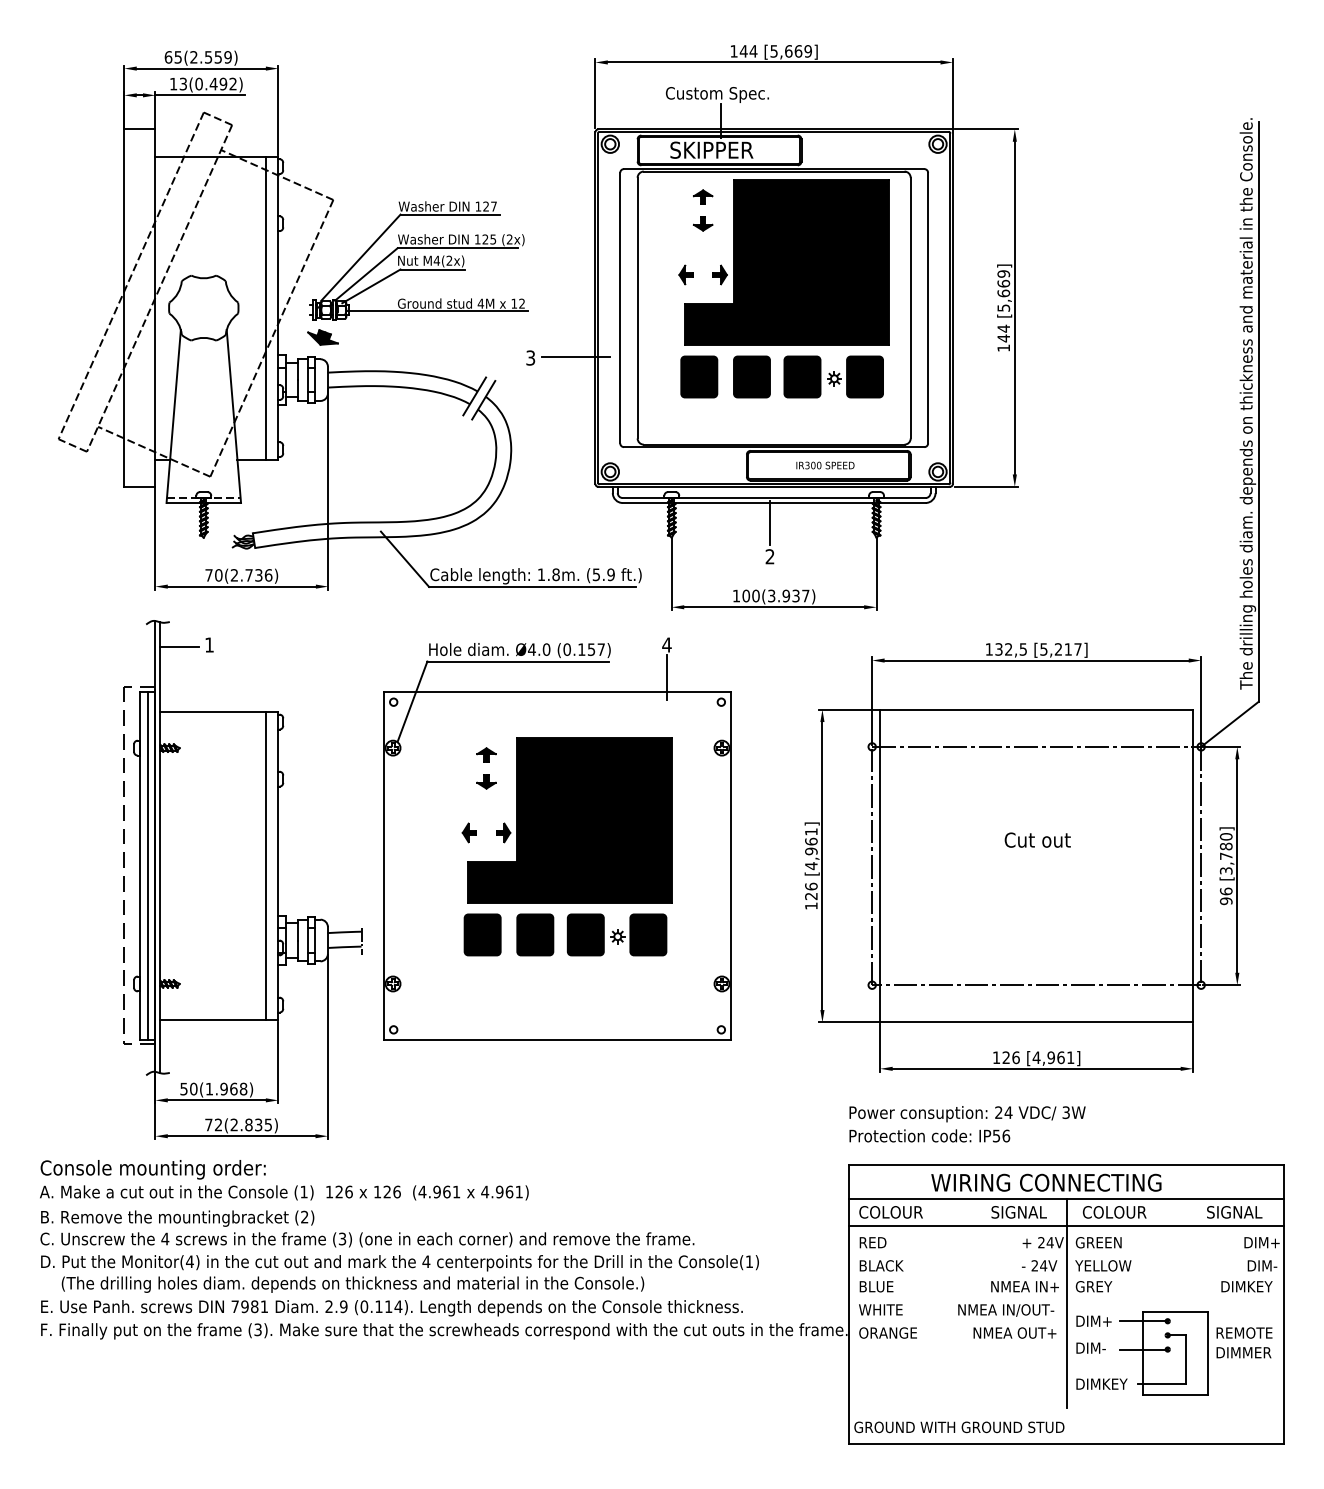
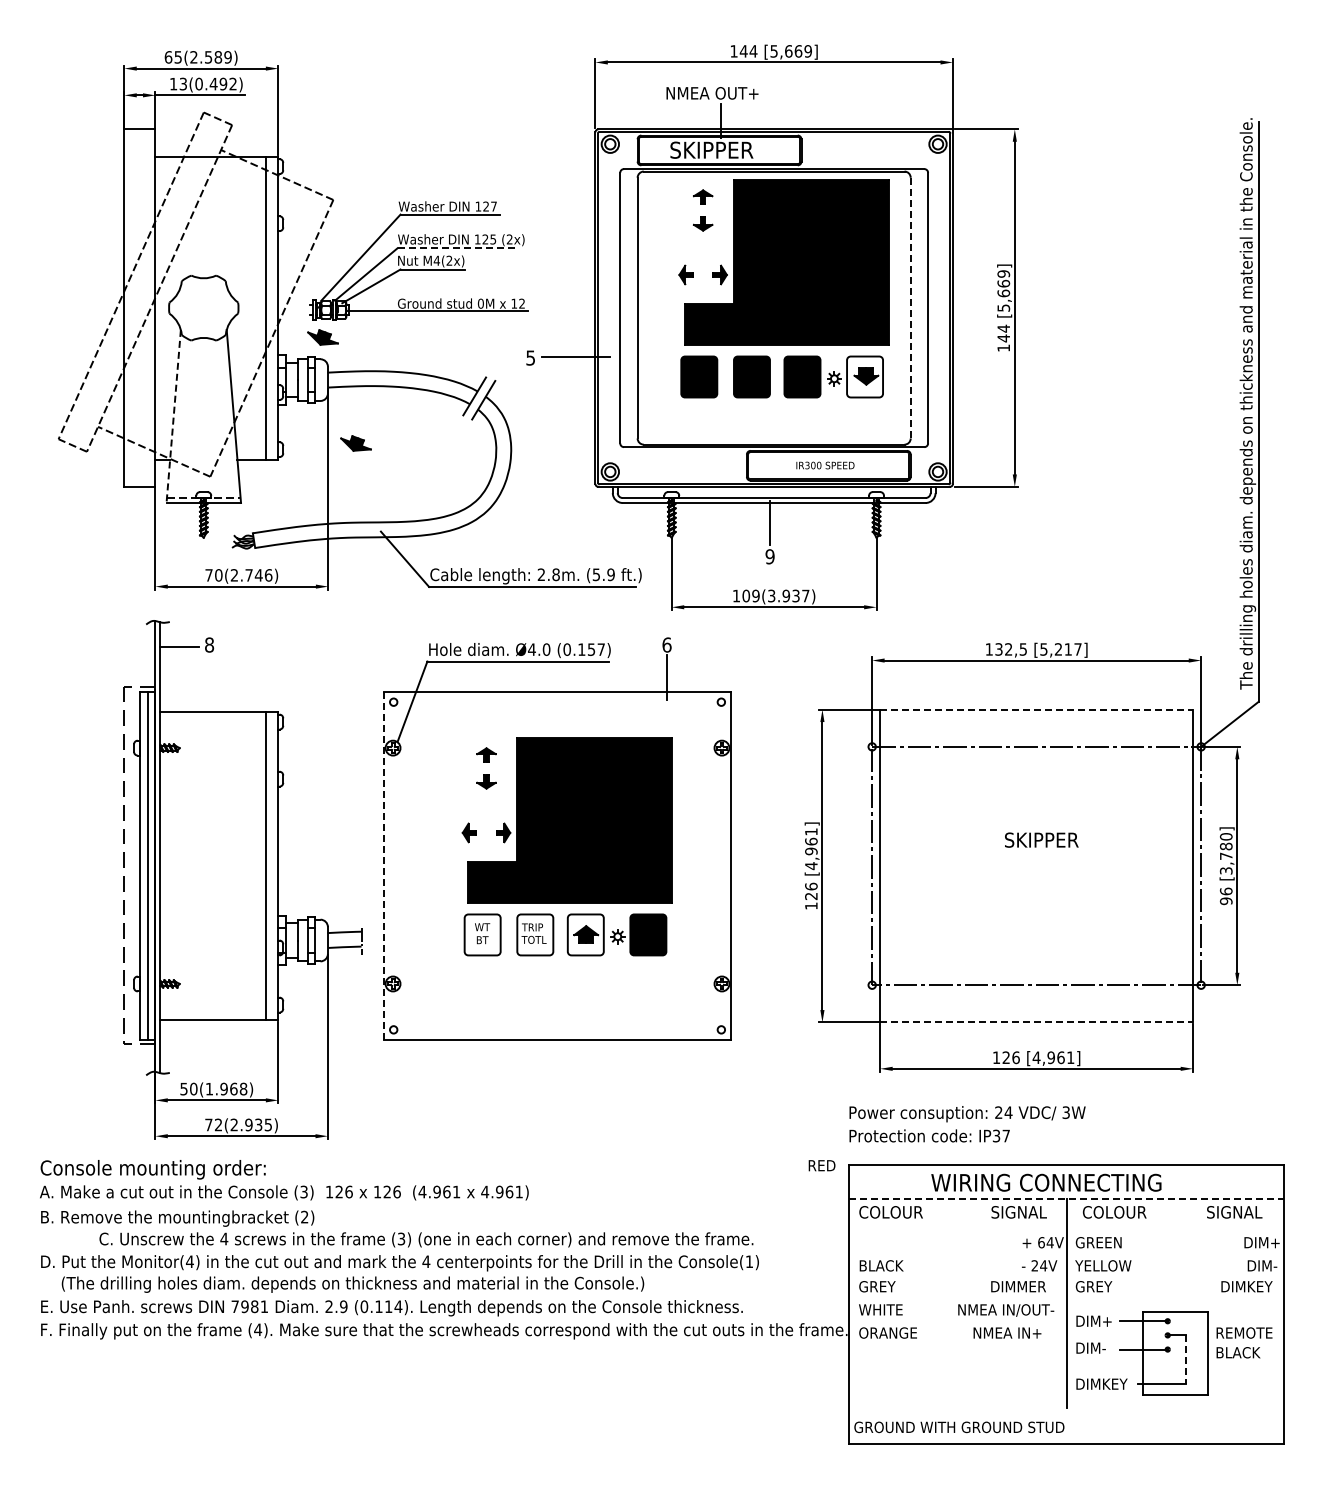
text: 65(2.559) -> 65(2.589) (218, 57)
text: Custom Spec. -> NMEA OUT+ (716, 94)
line: solid -> dashed (457, 248)
text: 4M -> 0M (480, 303)
line: solid -> dashed (910, 308)
text: 3 -> 5 (530, 357)
fill: present -> none (865, 376)
line: solid -> dashed (173, 416)
part: none -> present (355, 443)
text: 2 -> 9 (769, 556)
text: 1.8m. -> 2.8m. (540, 574)
text: 70(2.736) -> 70(2.746) (258, 575)
text: 100(3.937) -> 109(3.937) (755, 596)
text: 1 -> 8 (209, 644)
text: 4 -> 6 (666, 644)
line: solid -> dashed (1037, 709)
text: Cut out -> SKIPPER (1041, 839)
line: solid -> dashed (383, 866)
fill: present -> none (482, 934)
fill: present -> none (535, 934)
fill: present -> none (585, 934)
line: solid -> dashed (1037, 1022)
text: 72(2.835) -> 72(2.935) (248, 1124)
text: IP56 -> IP37 (1001, 1135)
text: (1) -> (3) (303, 1191)
line: solid -> dashed (1066, 1198)
line: present -> none (1066, 1226)
text position: (367, 1239) -> (426, 1239) (426, 1239)
text position: (872, 1242) -> (821, 1165) (821, 1165)
text: 24V -> 64V (1041, 1242)
text: BLUE -> GREY (877, 1286)
text: NMEA IN+ -> DIMMER (1025, 1286)
text: (3). -> (4). (258, 1329)
text: NMEA OUT+ -> NMEA IN+ (1036, 1332)
text: DIMMER -> BLACK (1244, 1352)
line: solid -> dashed (1186, 1360)
